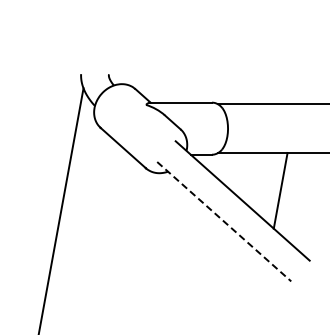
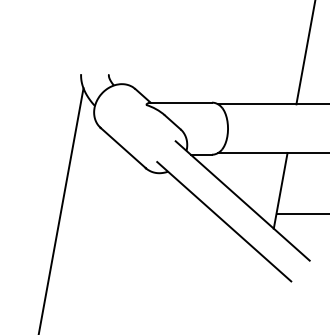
line: none -> present (305, 53)
line: none -> present (301, 213)
line: dashed -> solid (224, 221)
